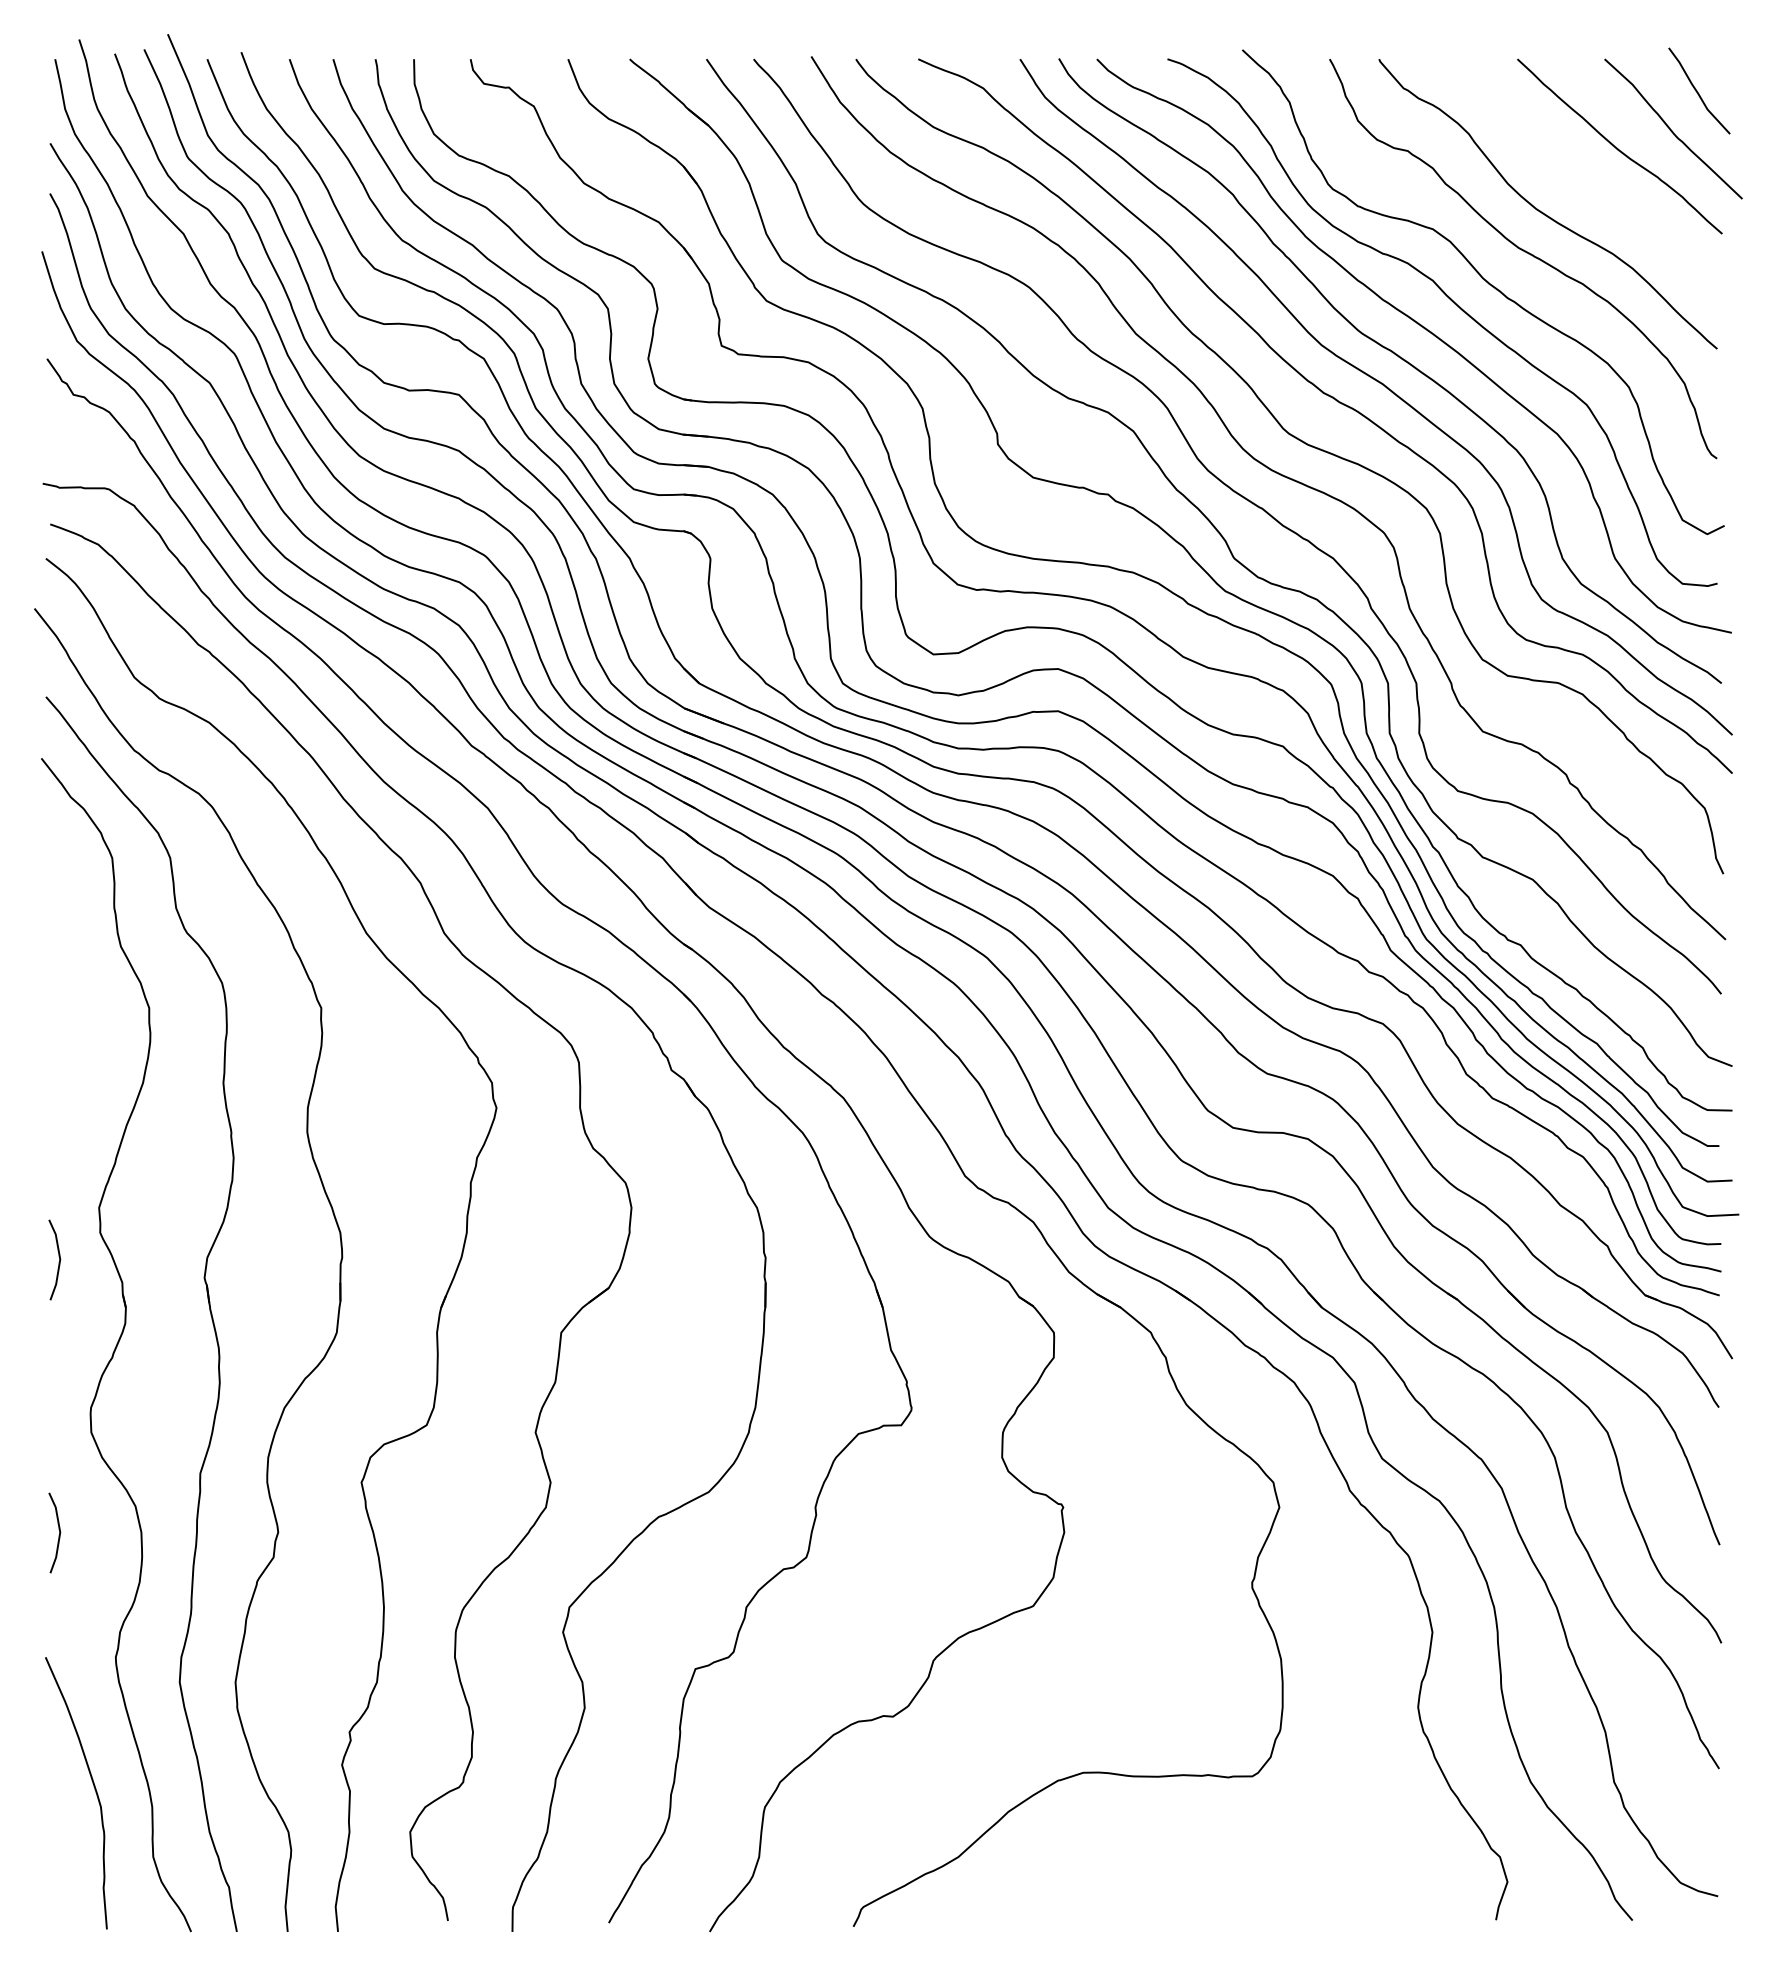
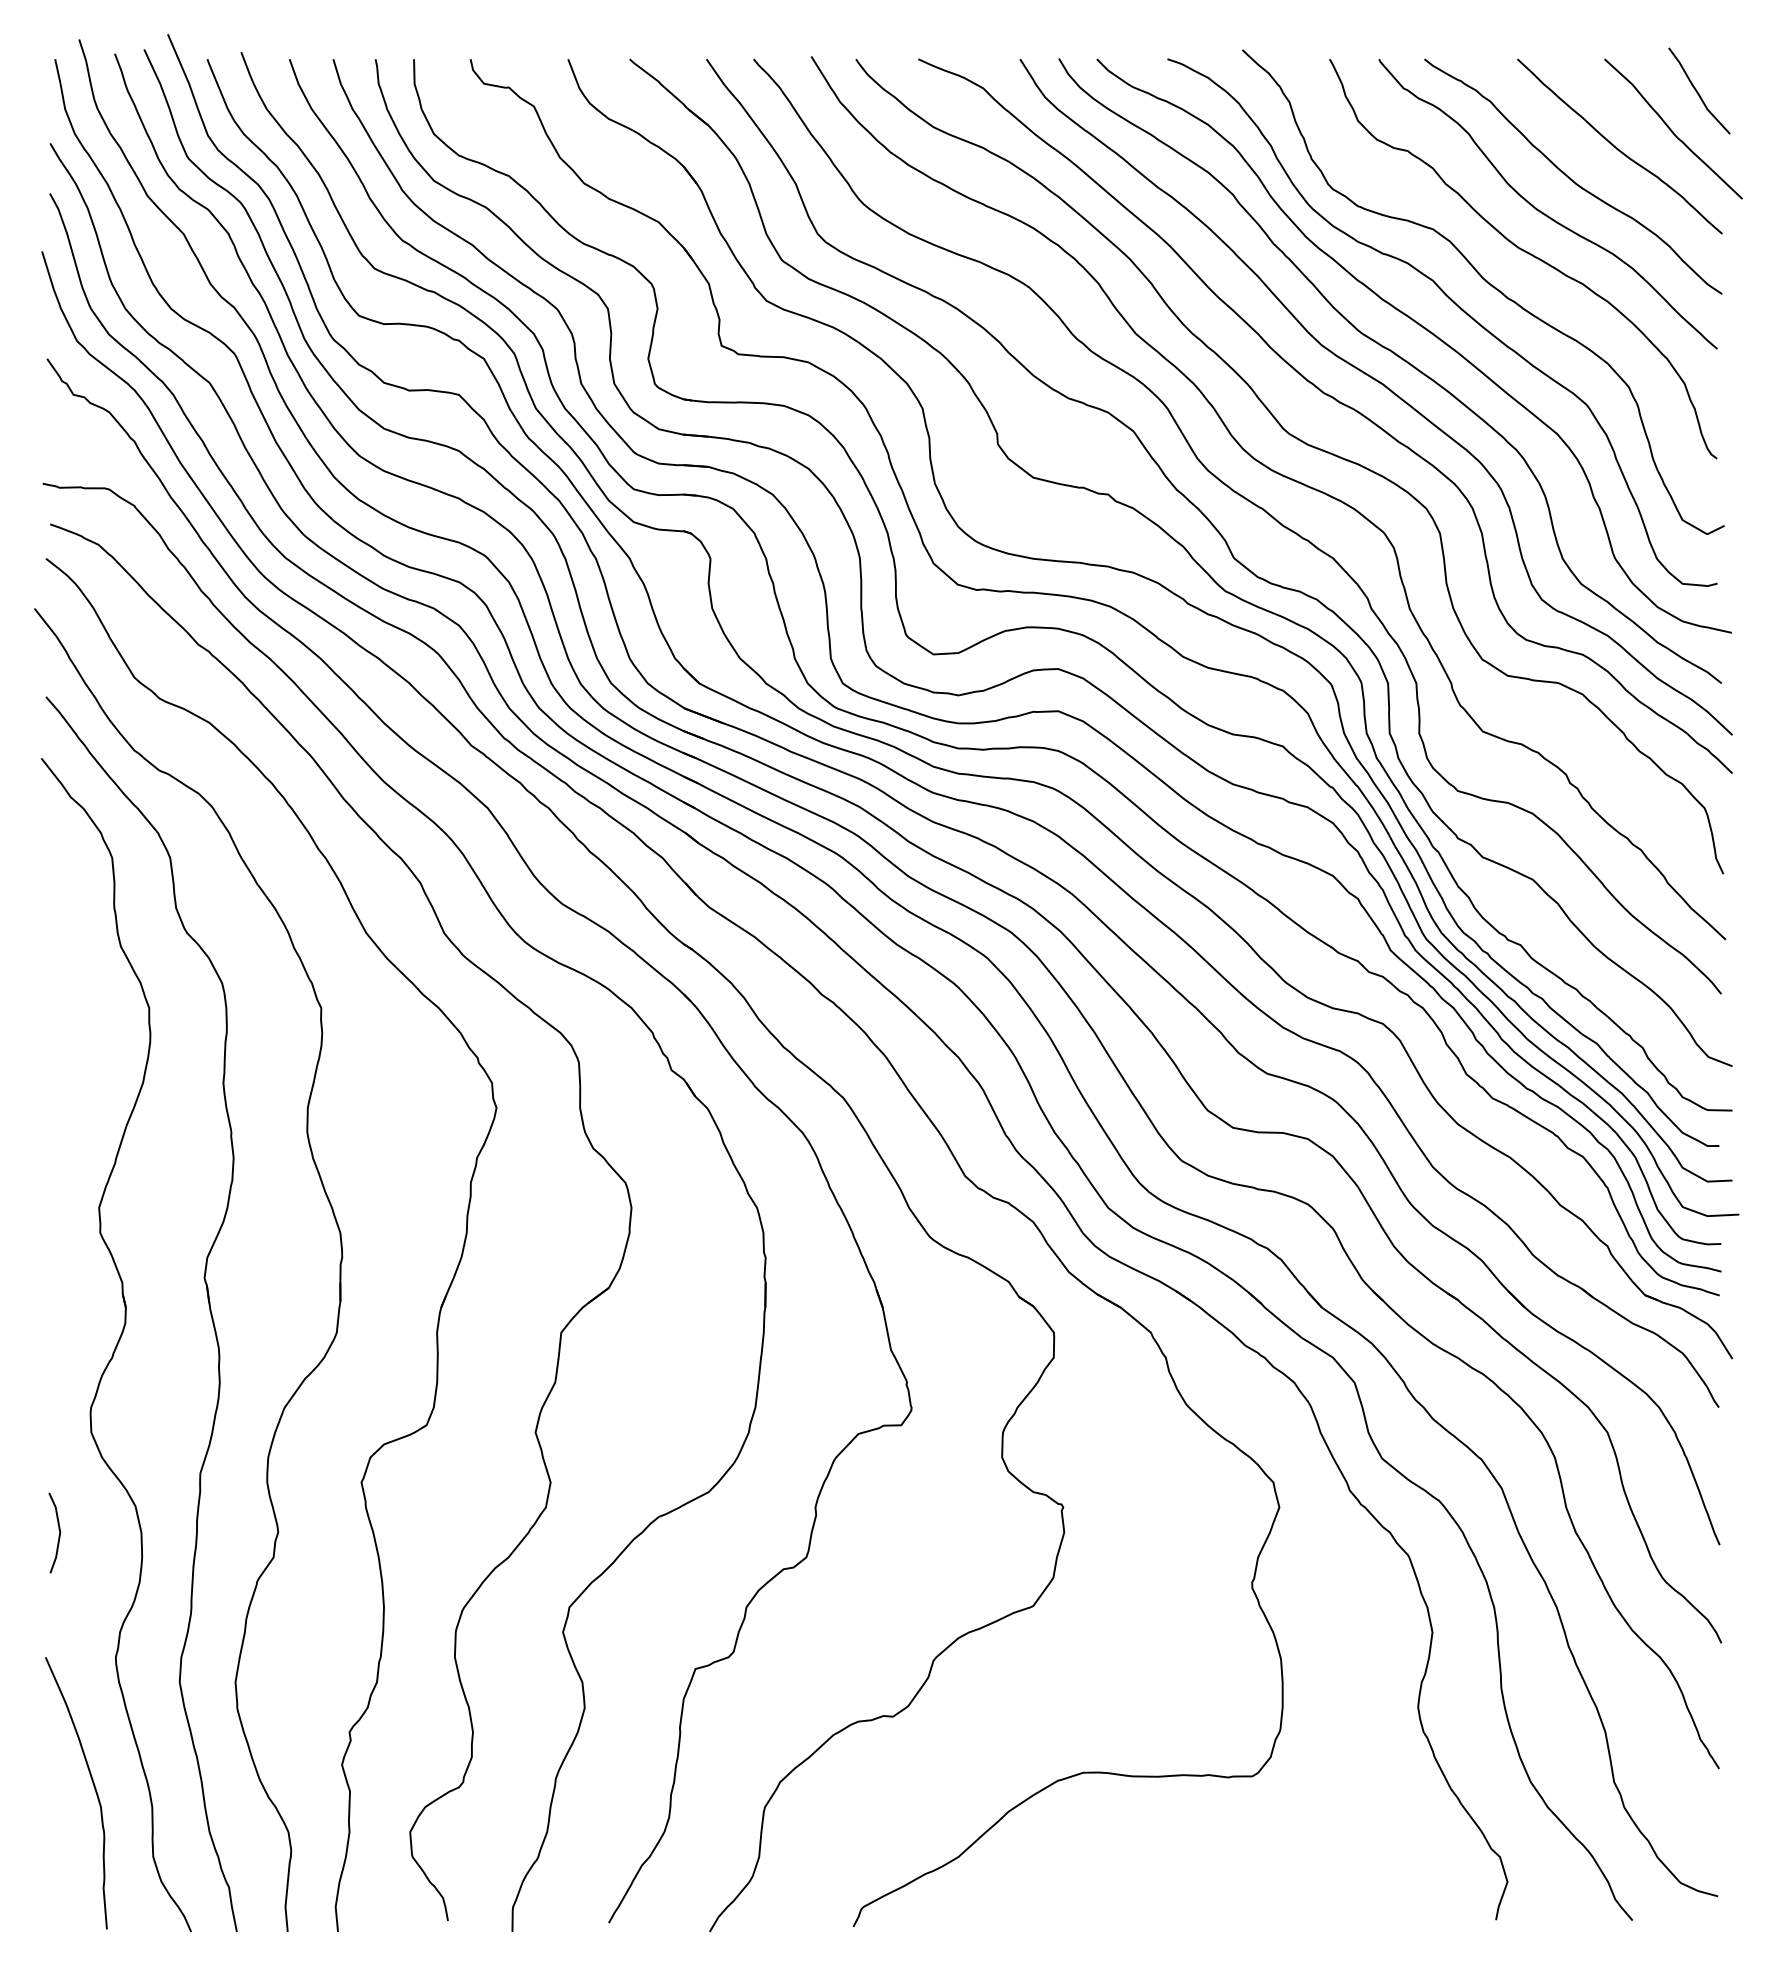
curve: none -> present (1571, 178)
line: present -> none (58, 1256)
